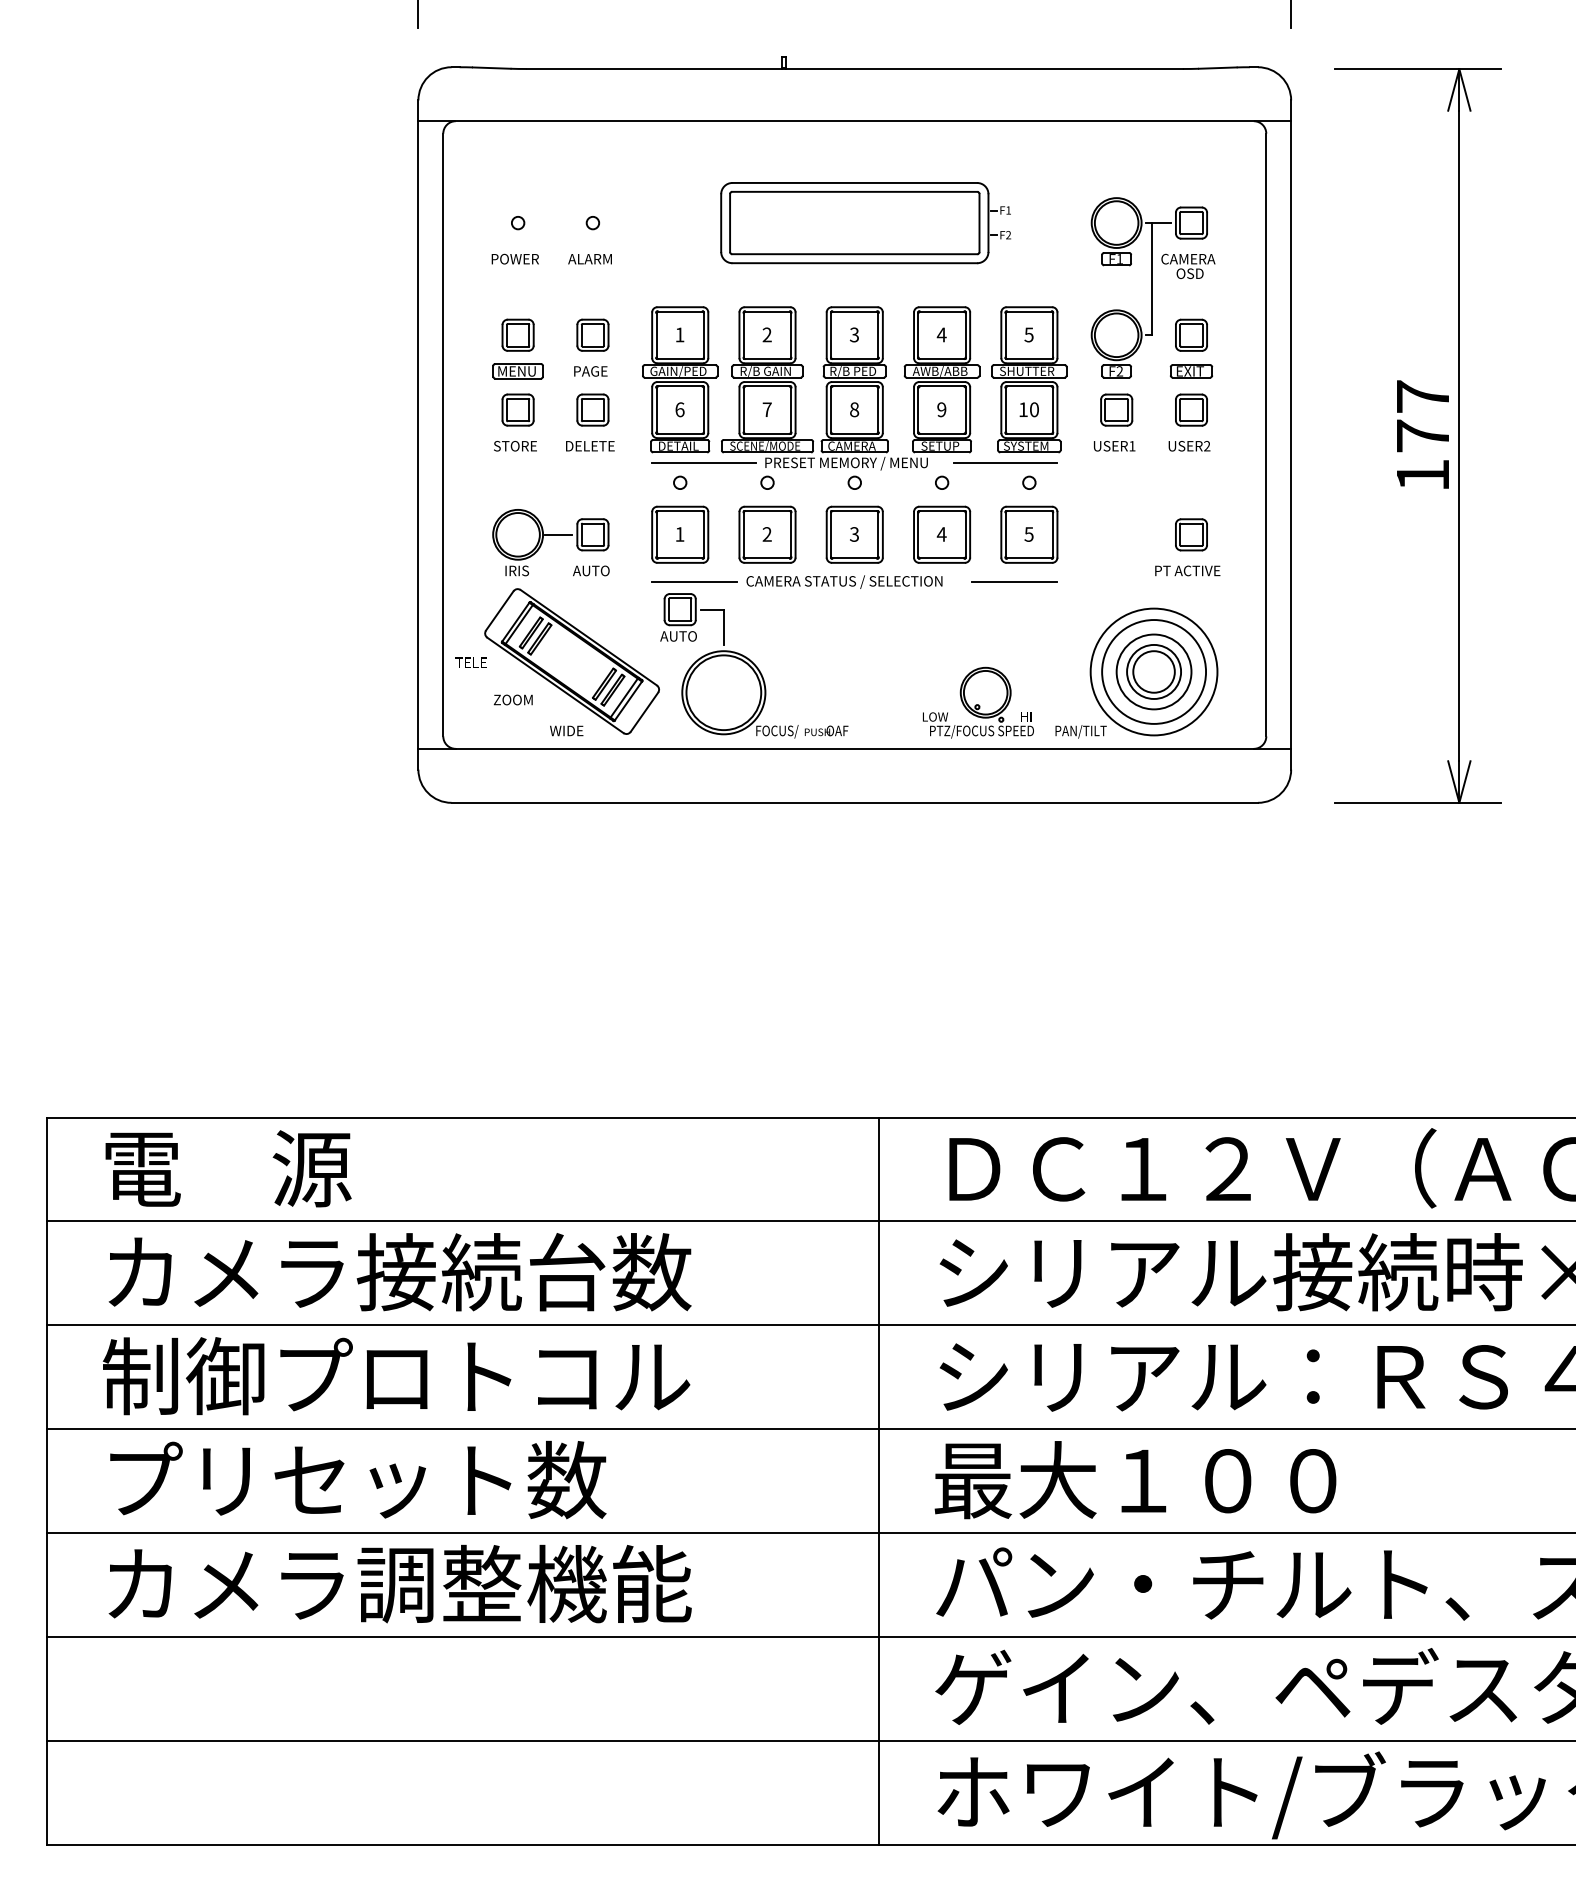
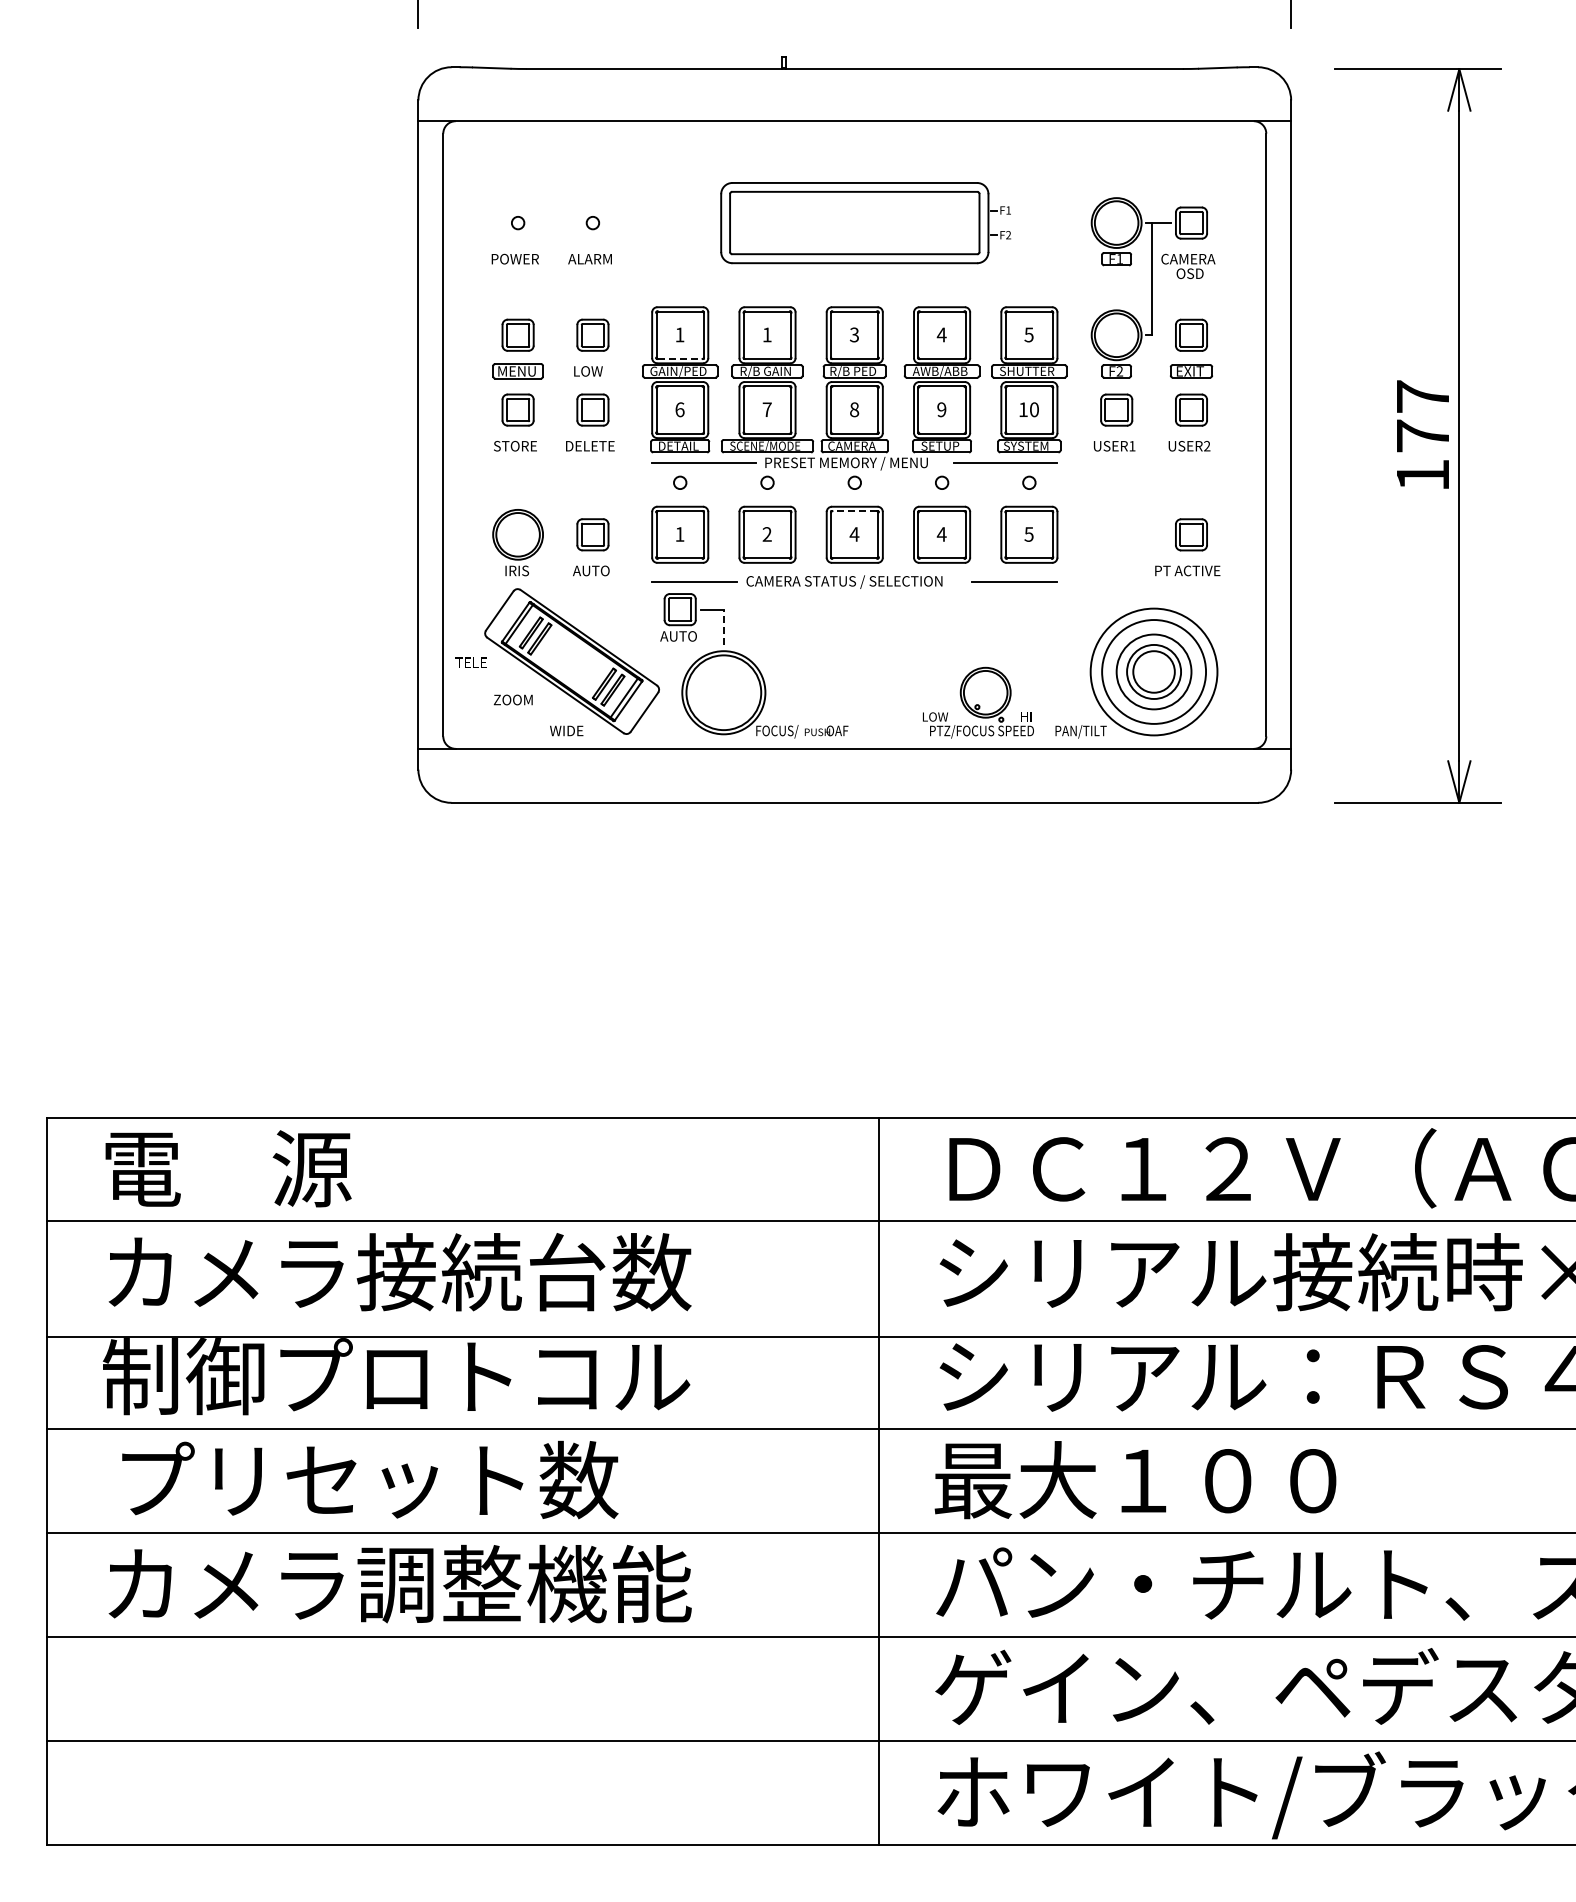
text: 2 -> 1 (766, 334)
line: solid -> dashed (680, 358)
text: PAGE -> LOW (591, 371)
line: solid -> dashed (854, 511)
line: present -> none (558, 534)
text: 3 -> 4 (854, 534)
line: solid -> dashed (723, 627)
line position: (809, 1325) -> (809, 1337) (809, 1337)
text position: (358, 1479) -> (370, 1479) (370, 1479)
